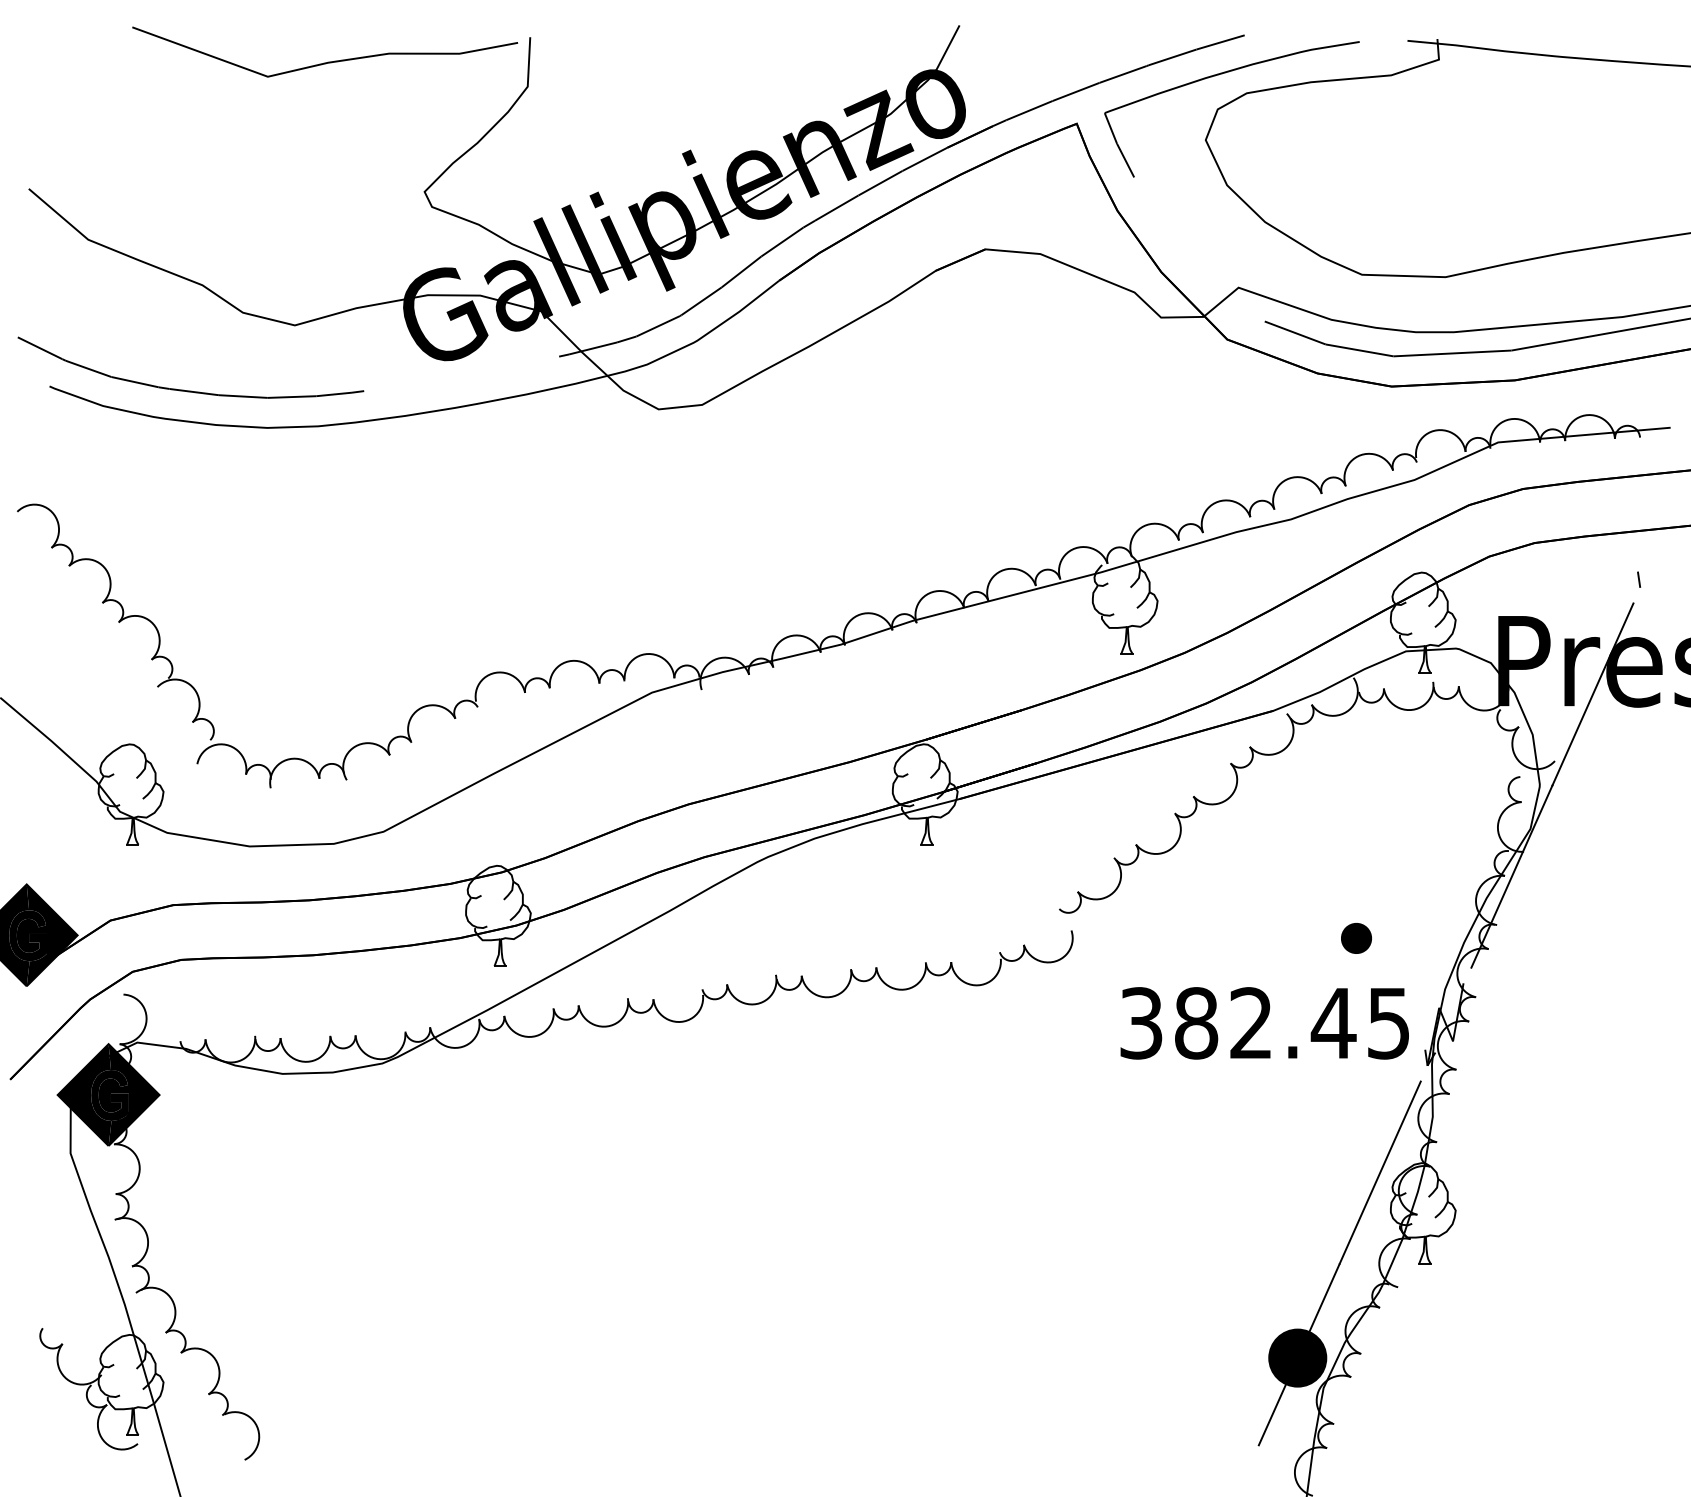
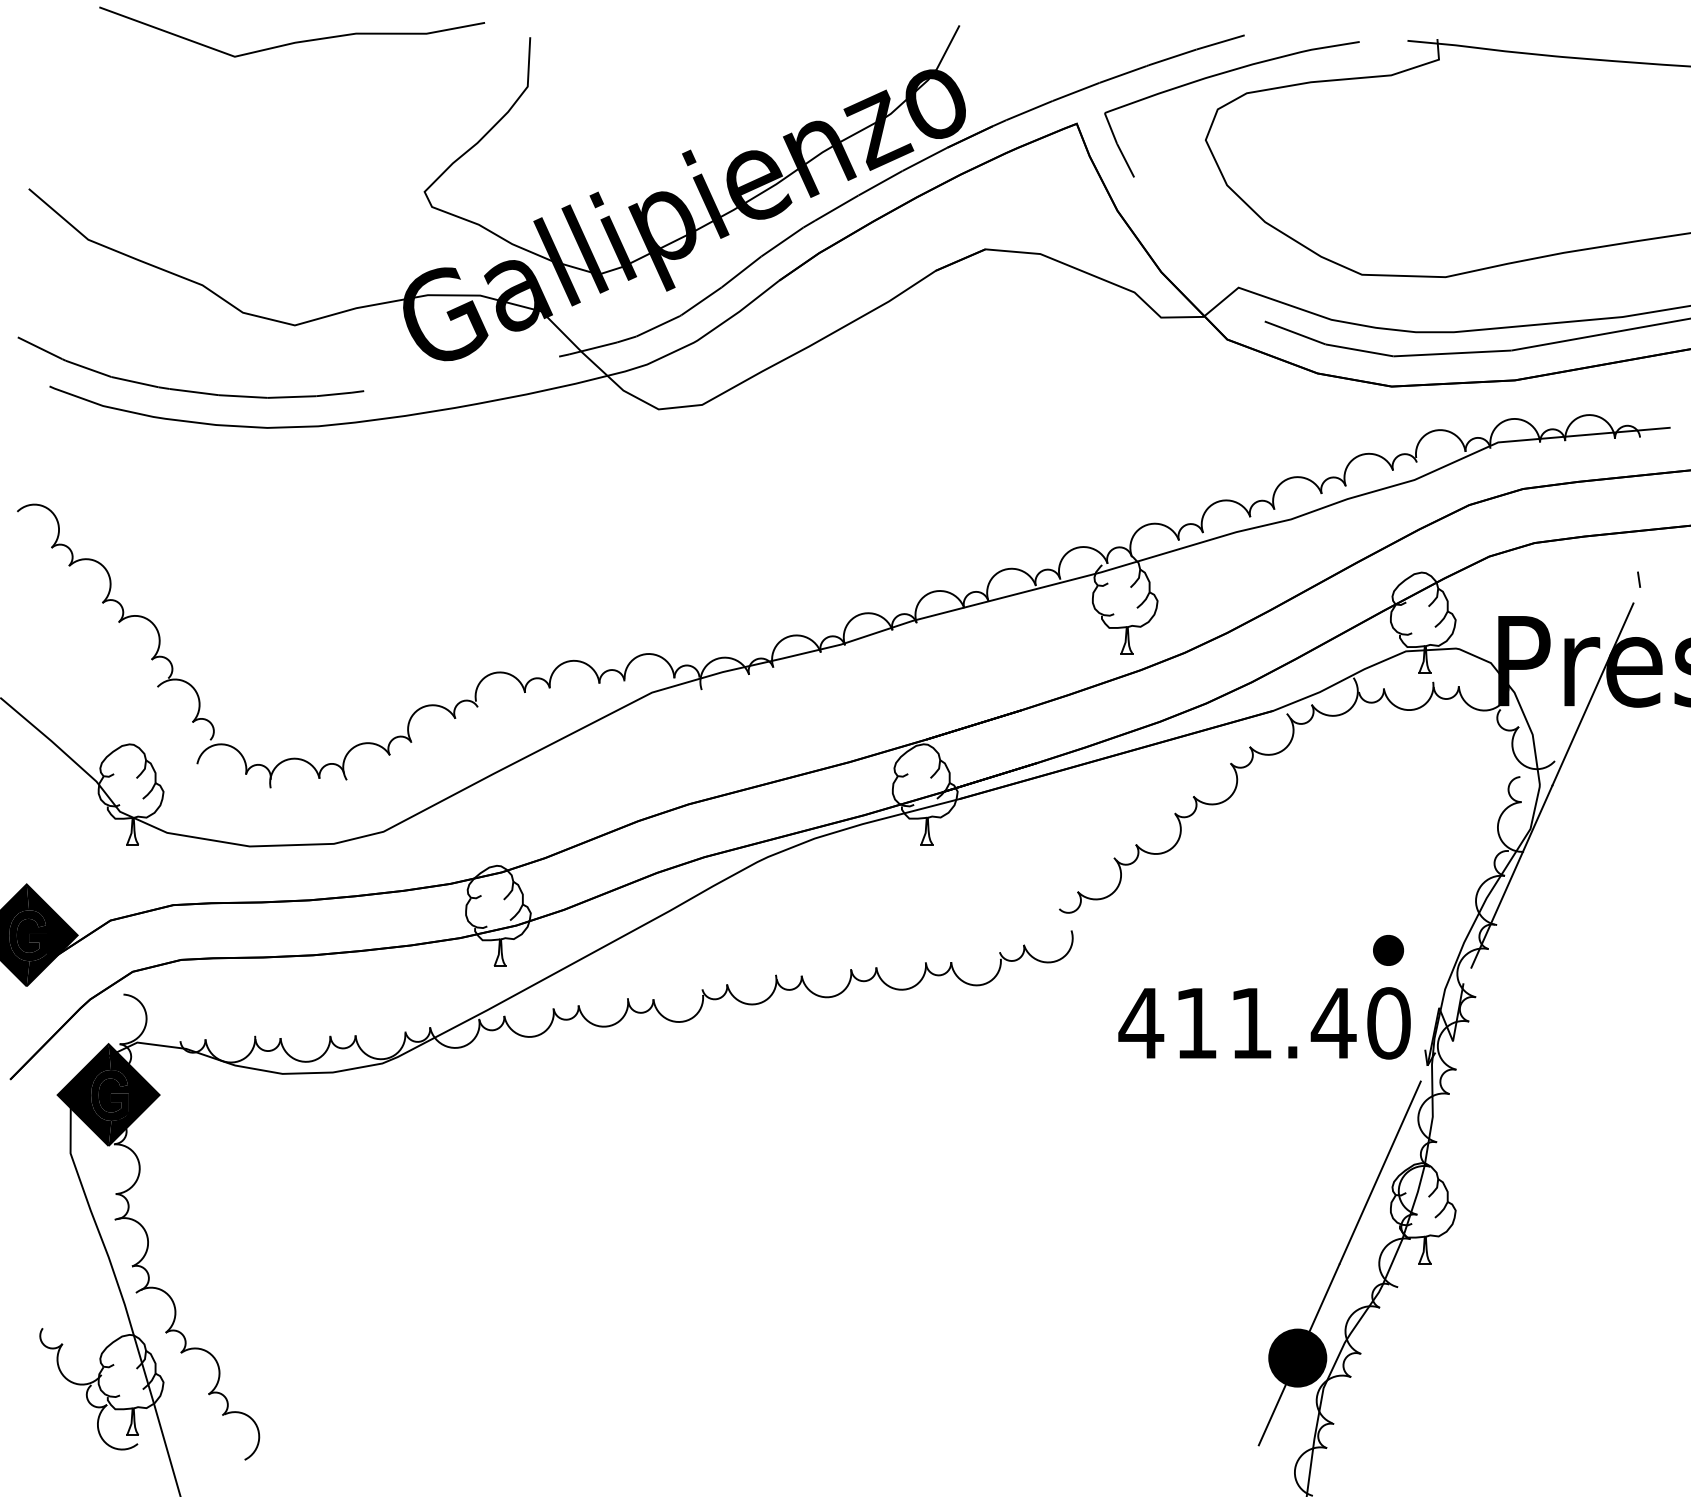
curve position: (328, 61) -> (295, 41) (295, 41)
part position: (1356, 938) -> (1388, 950) (1388, 950)
text: 382.45 -> 411.40 (1264, 1023)
